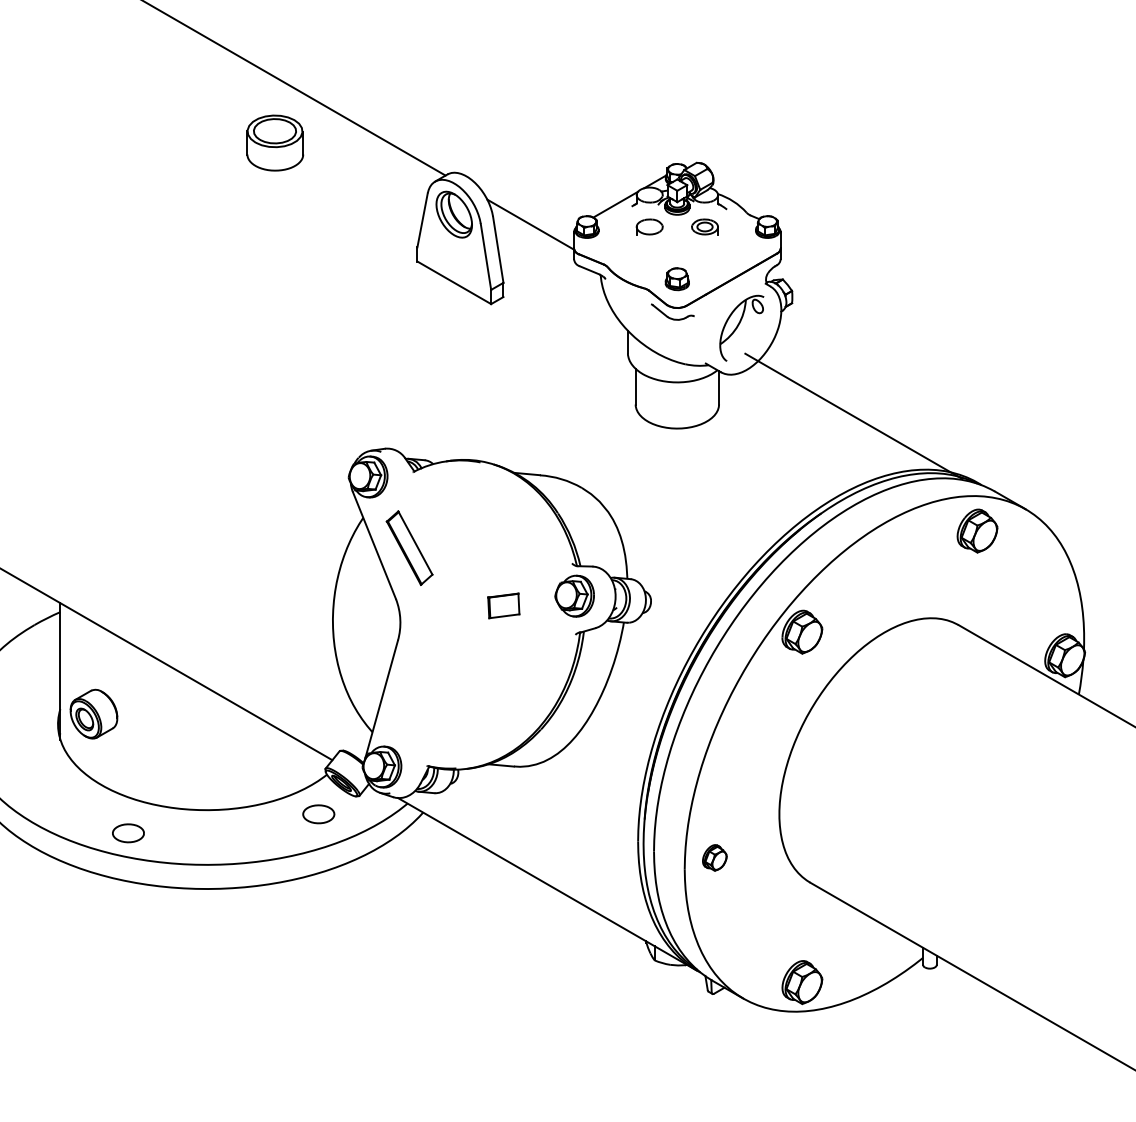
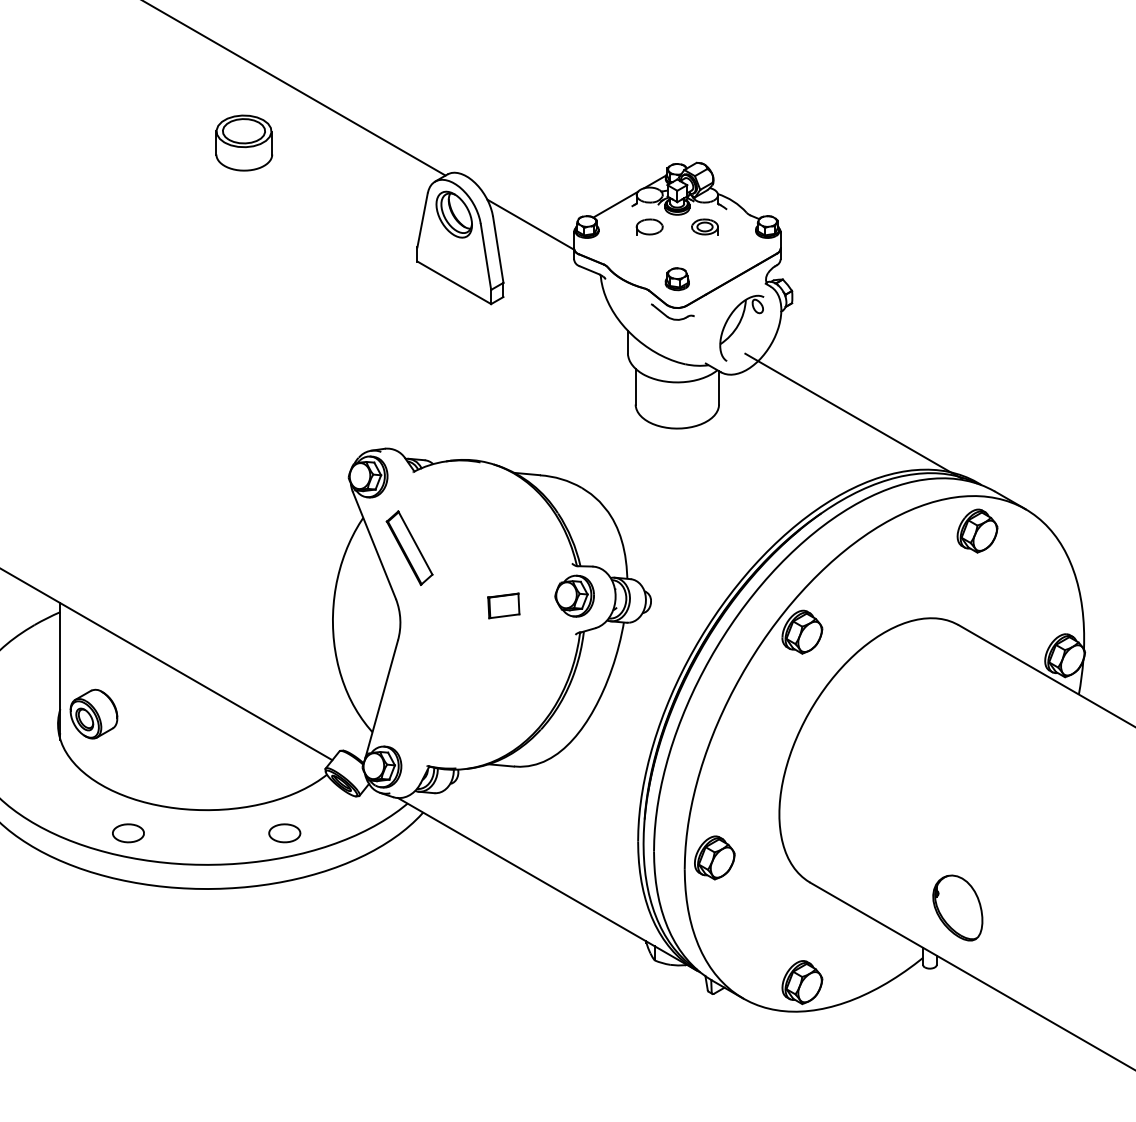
part position: (275, 142) -> (244, 142) (244, 142)
part position: (318, 814) -> (284, 833) (284, 833)
part size: 26x28 px -> 42x46 px (714, 857)
part: none -> present (957, 907)
